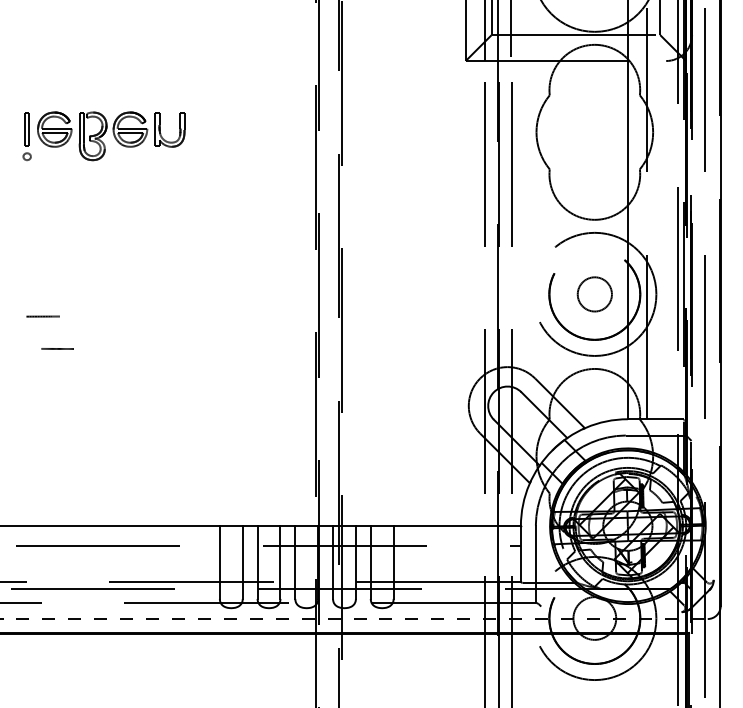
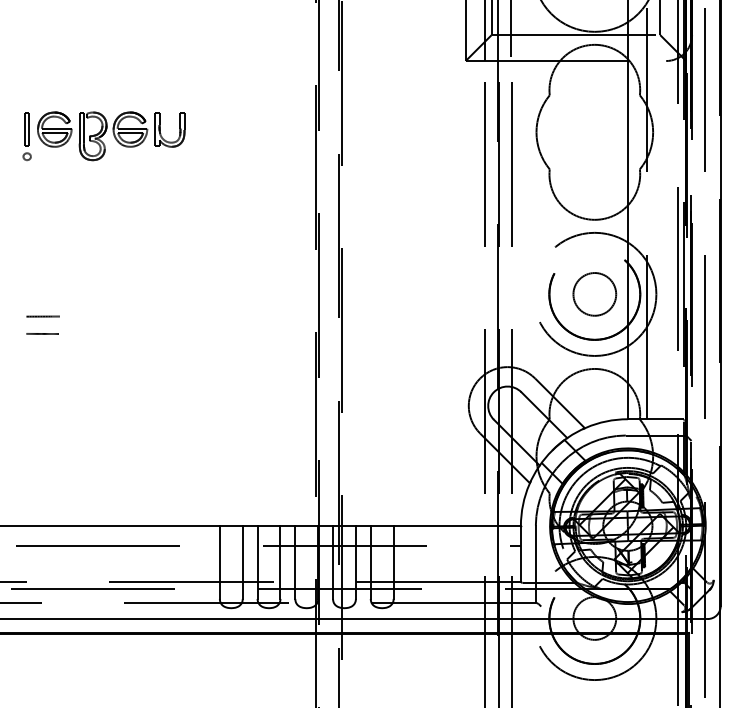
circle size: 37x37 px -> 46x45 px (594, 294)
line position: (57, 348) -> (42, 333) (42, 333)
line: dashed -> solid (354, 619)
